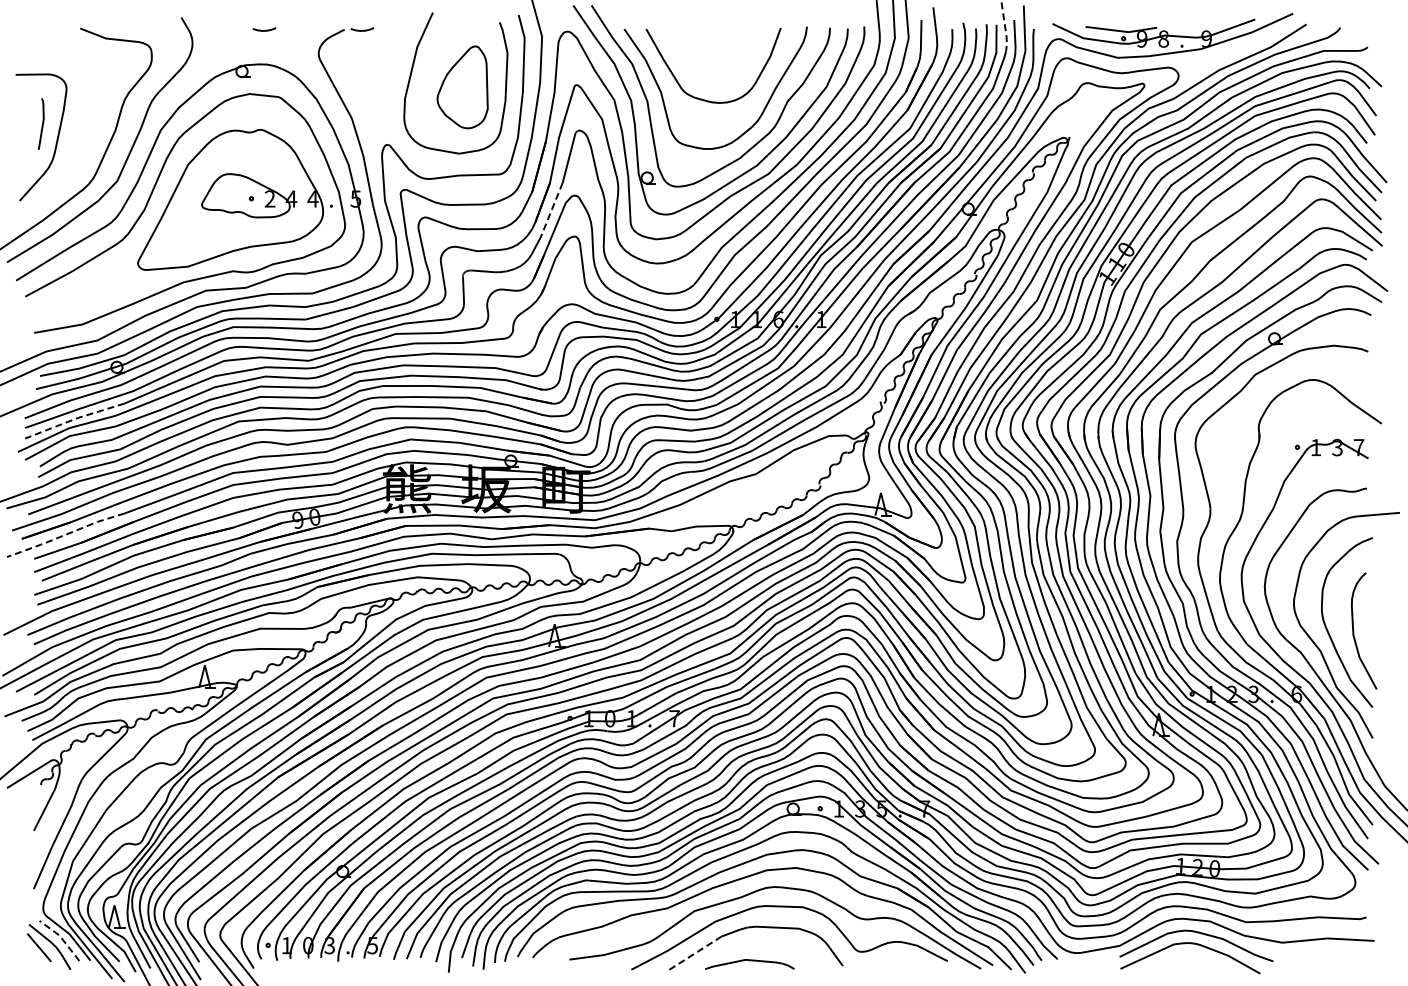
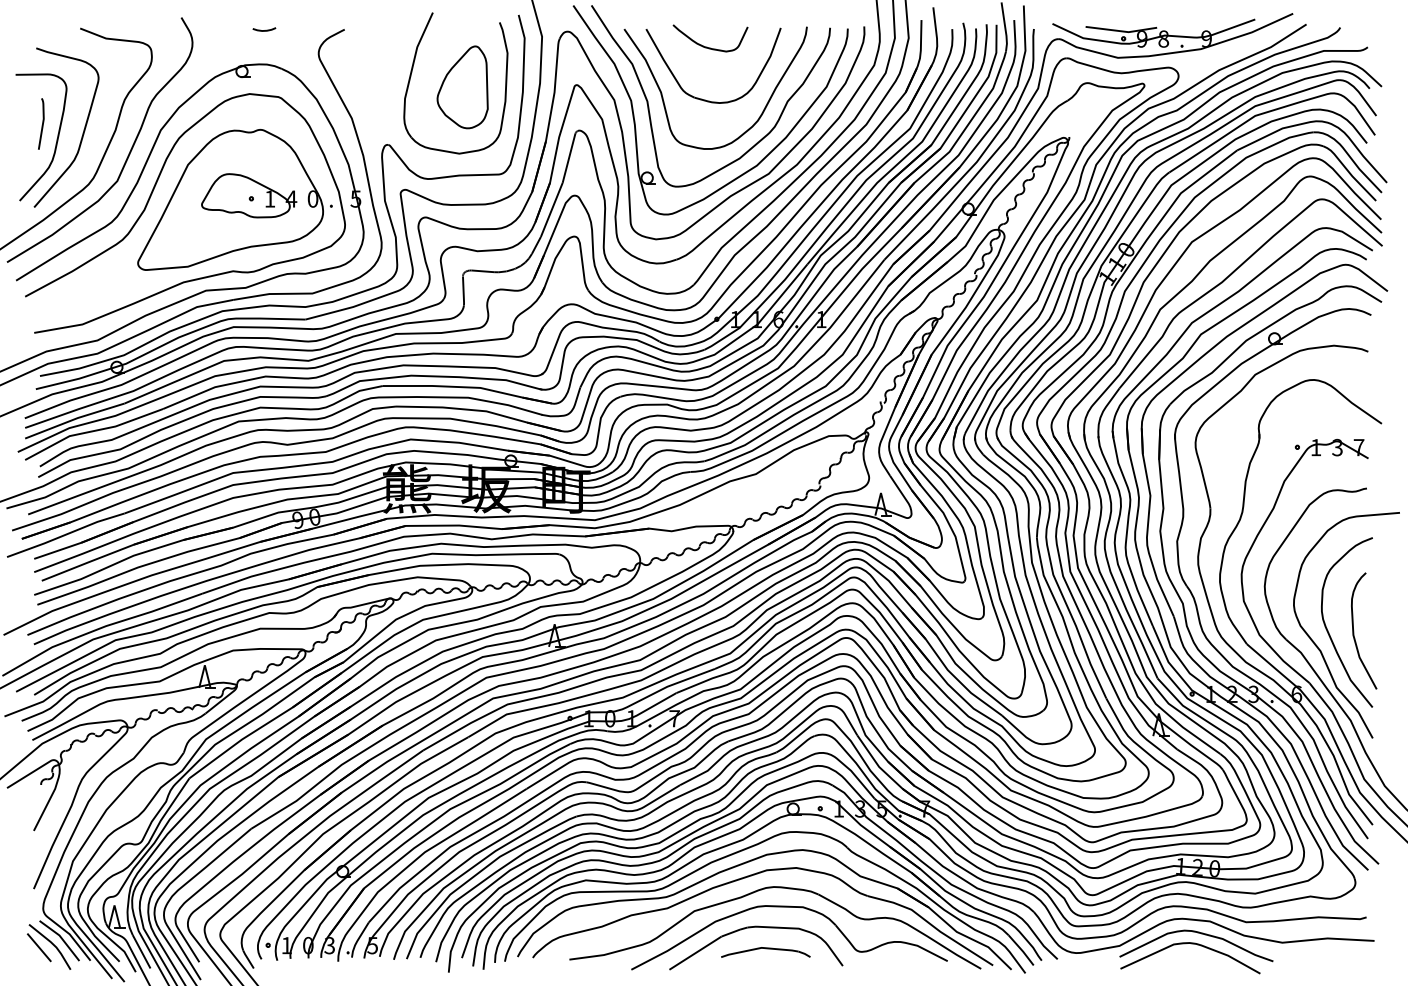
line: dashed -> solid (1005, 28)
curve: present -> none (362, 30)
curve: none -> present (707, 46)
part: none -> present (82, 132)
text: 2 -> 1 (269, 198)
text: 4 -> 0 (312, 198)
line: dashed -> solid (551, 210)
line: dashed -> solid (75, 419)
line: dashed -> solid (65, 534)
line: dashed -> solid (61, 937)
line: dashed -> solid (695, 953)
part position: (749, 964) -> (765, 952) (765, 952)
